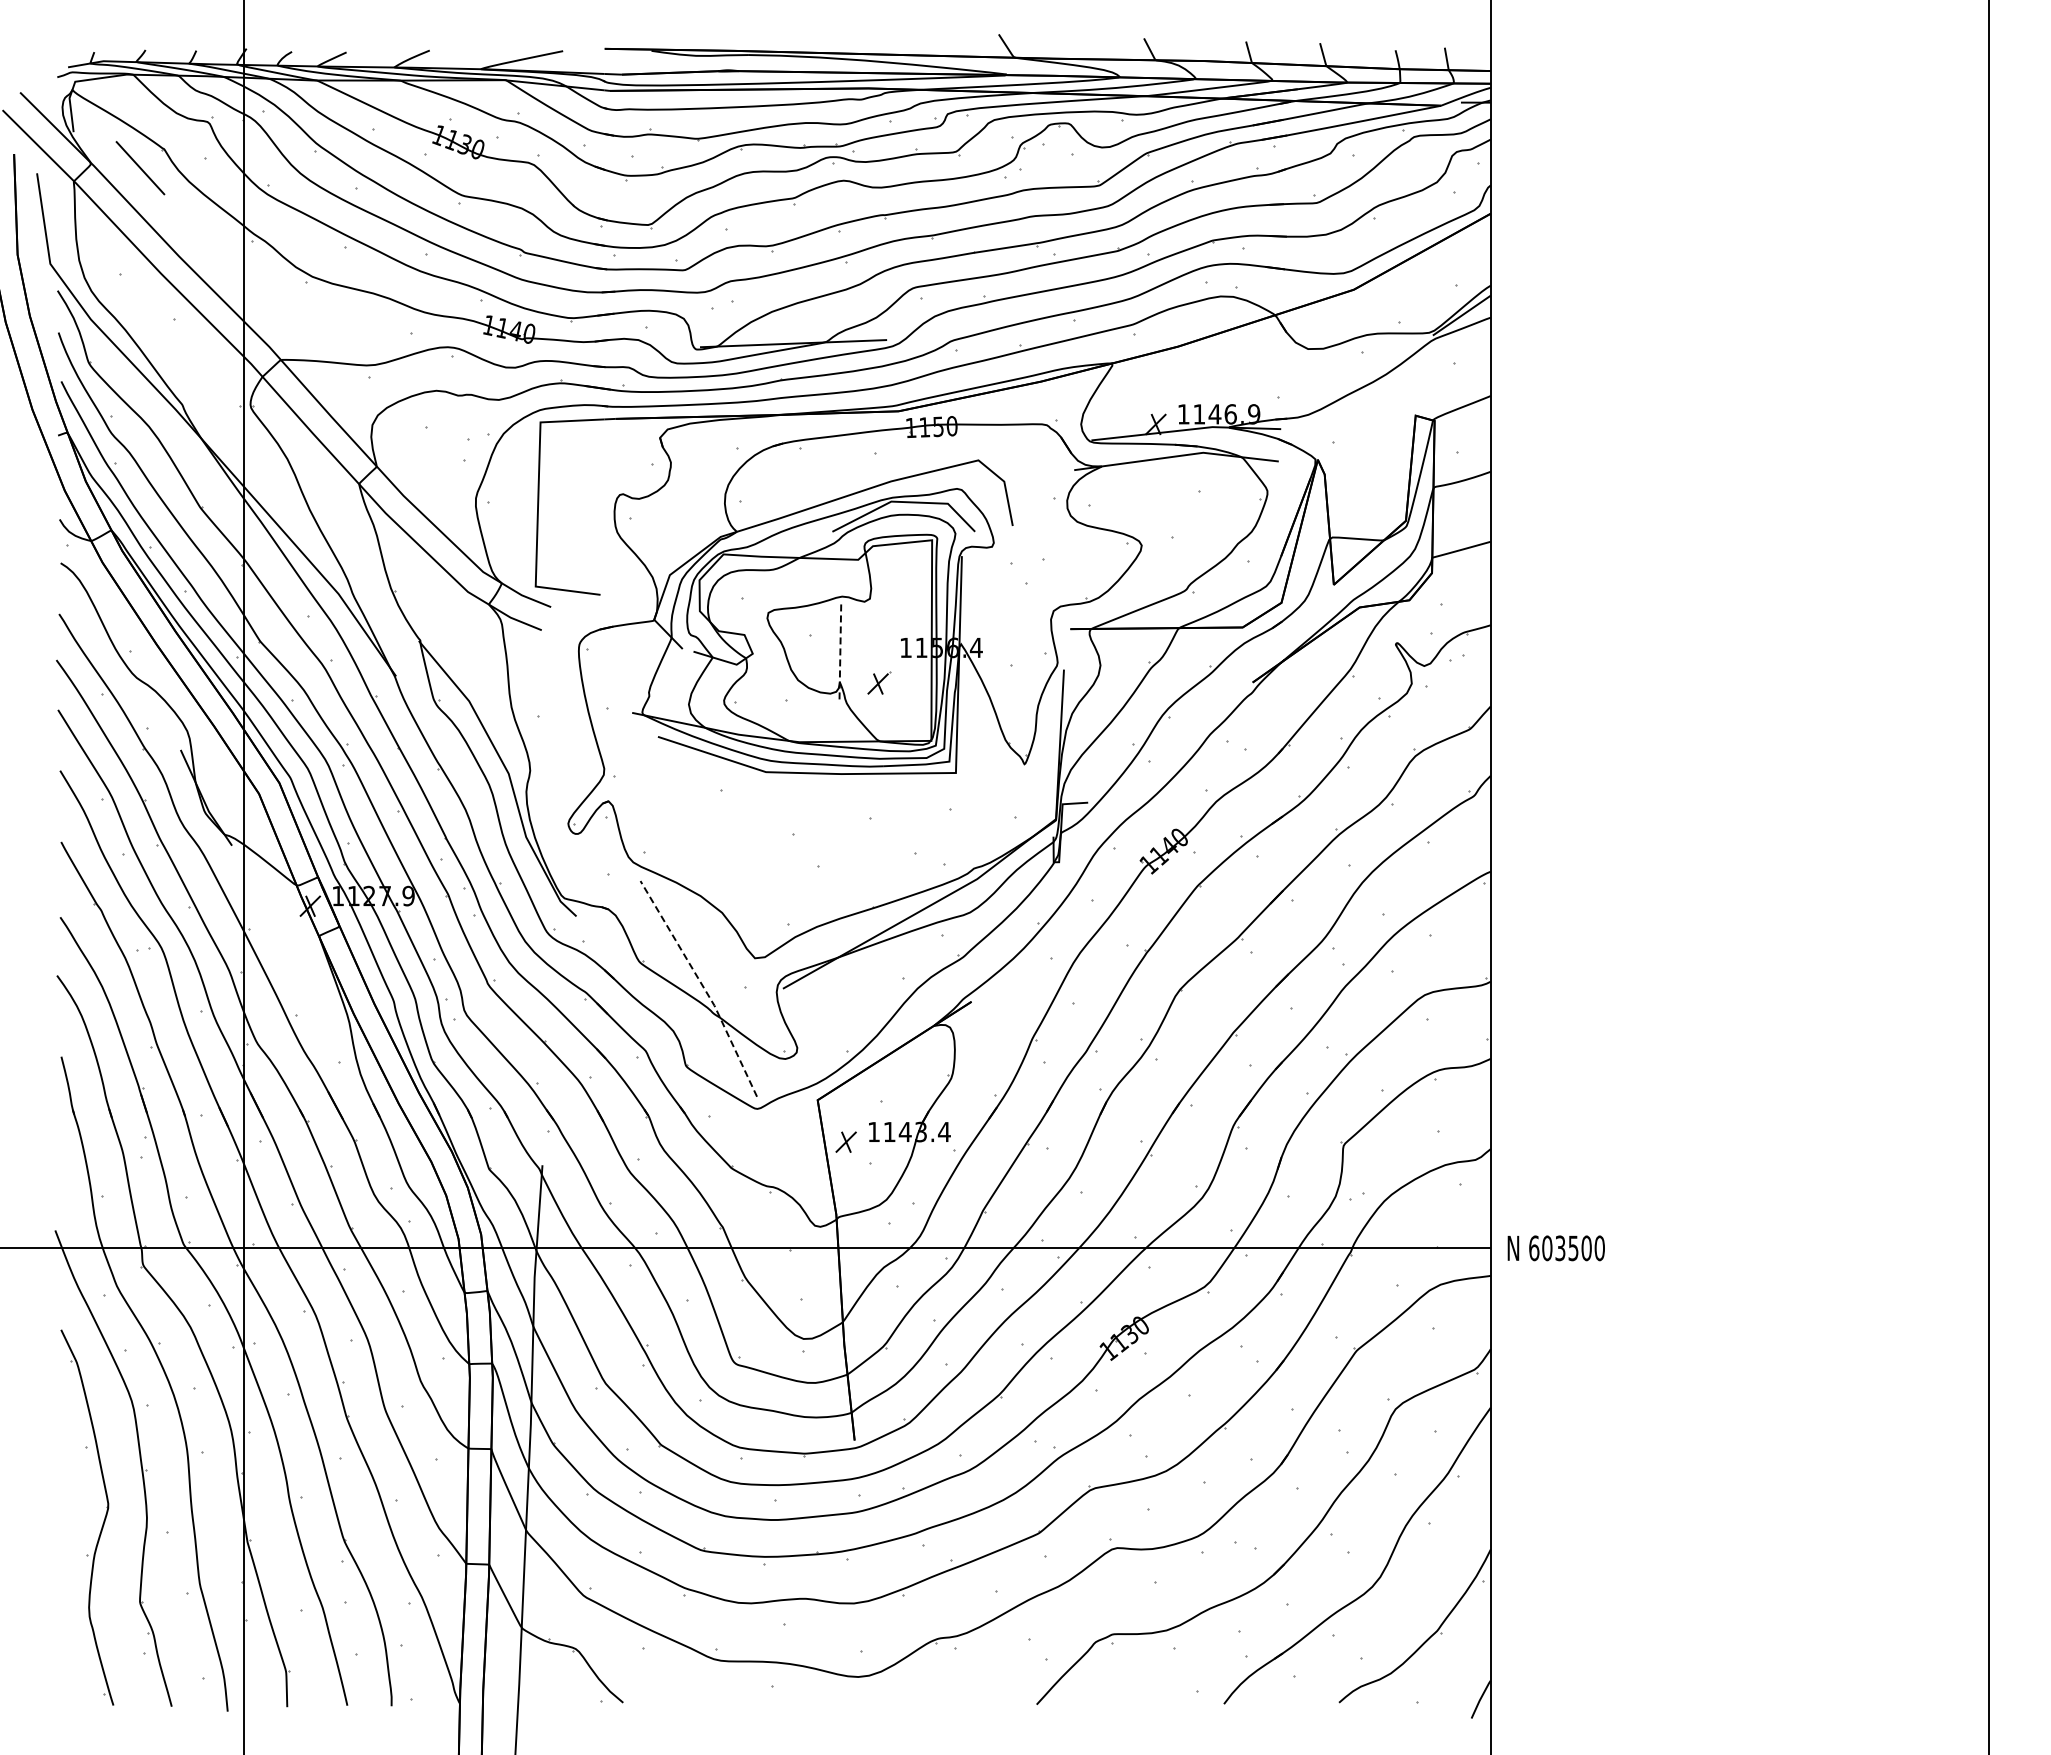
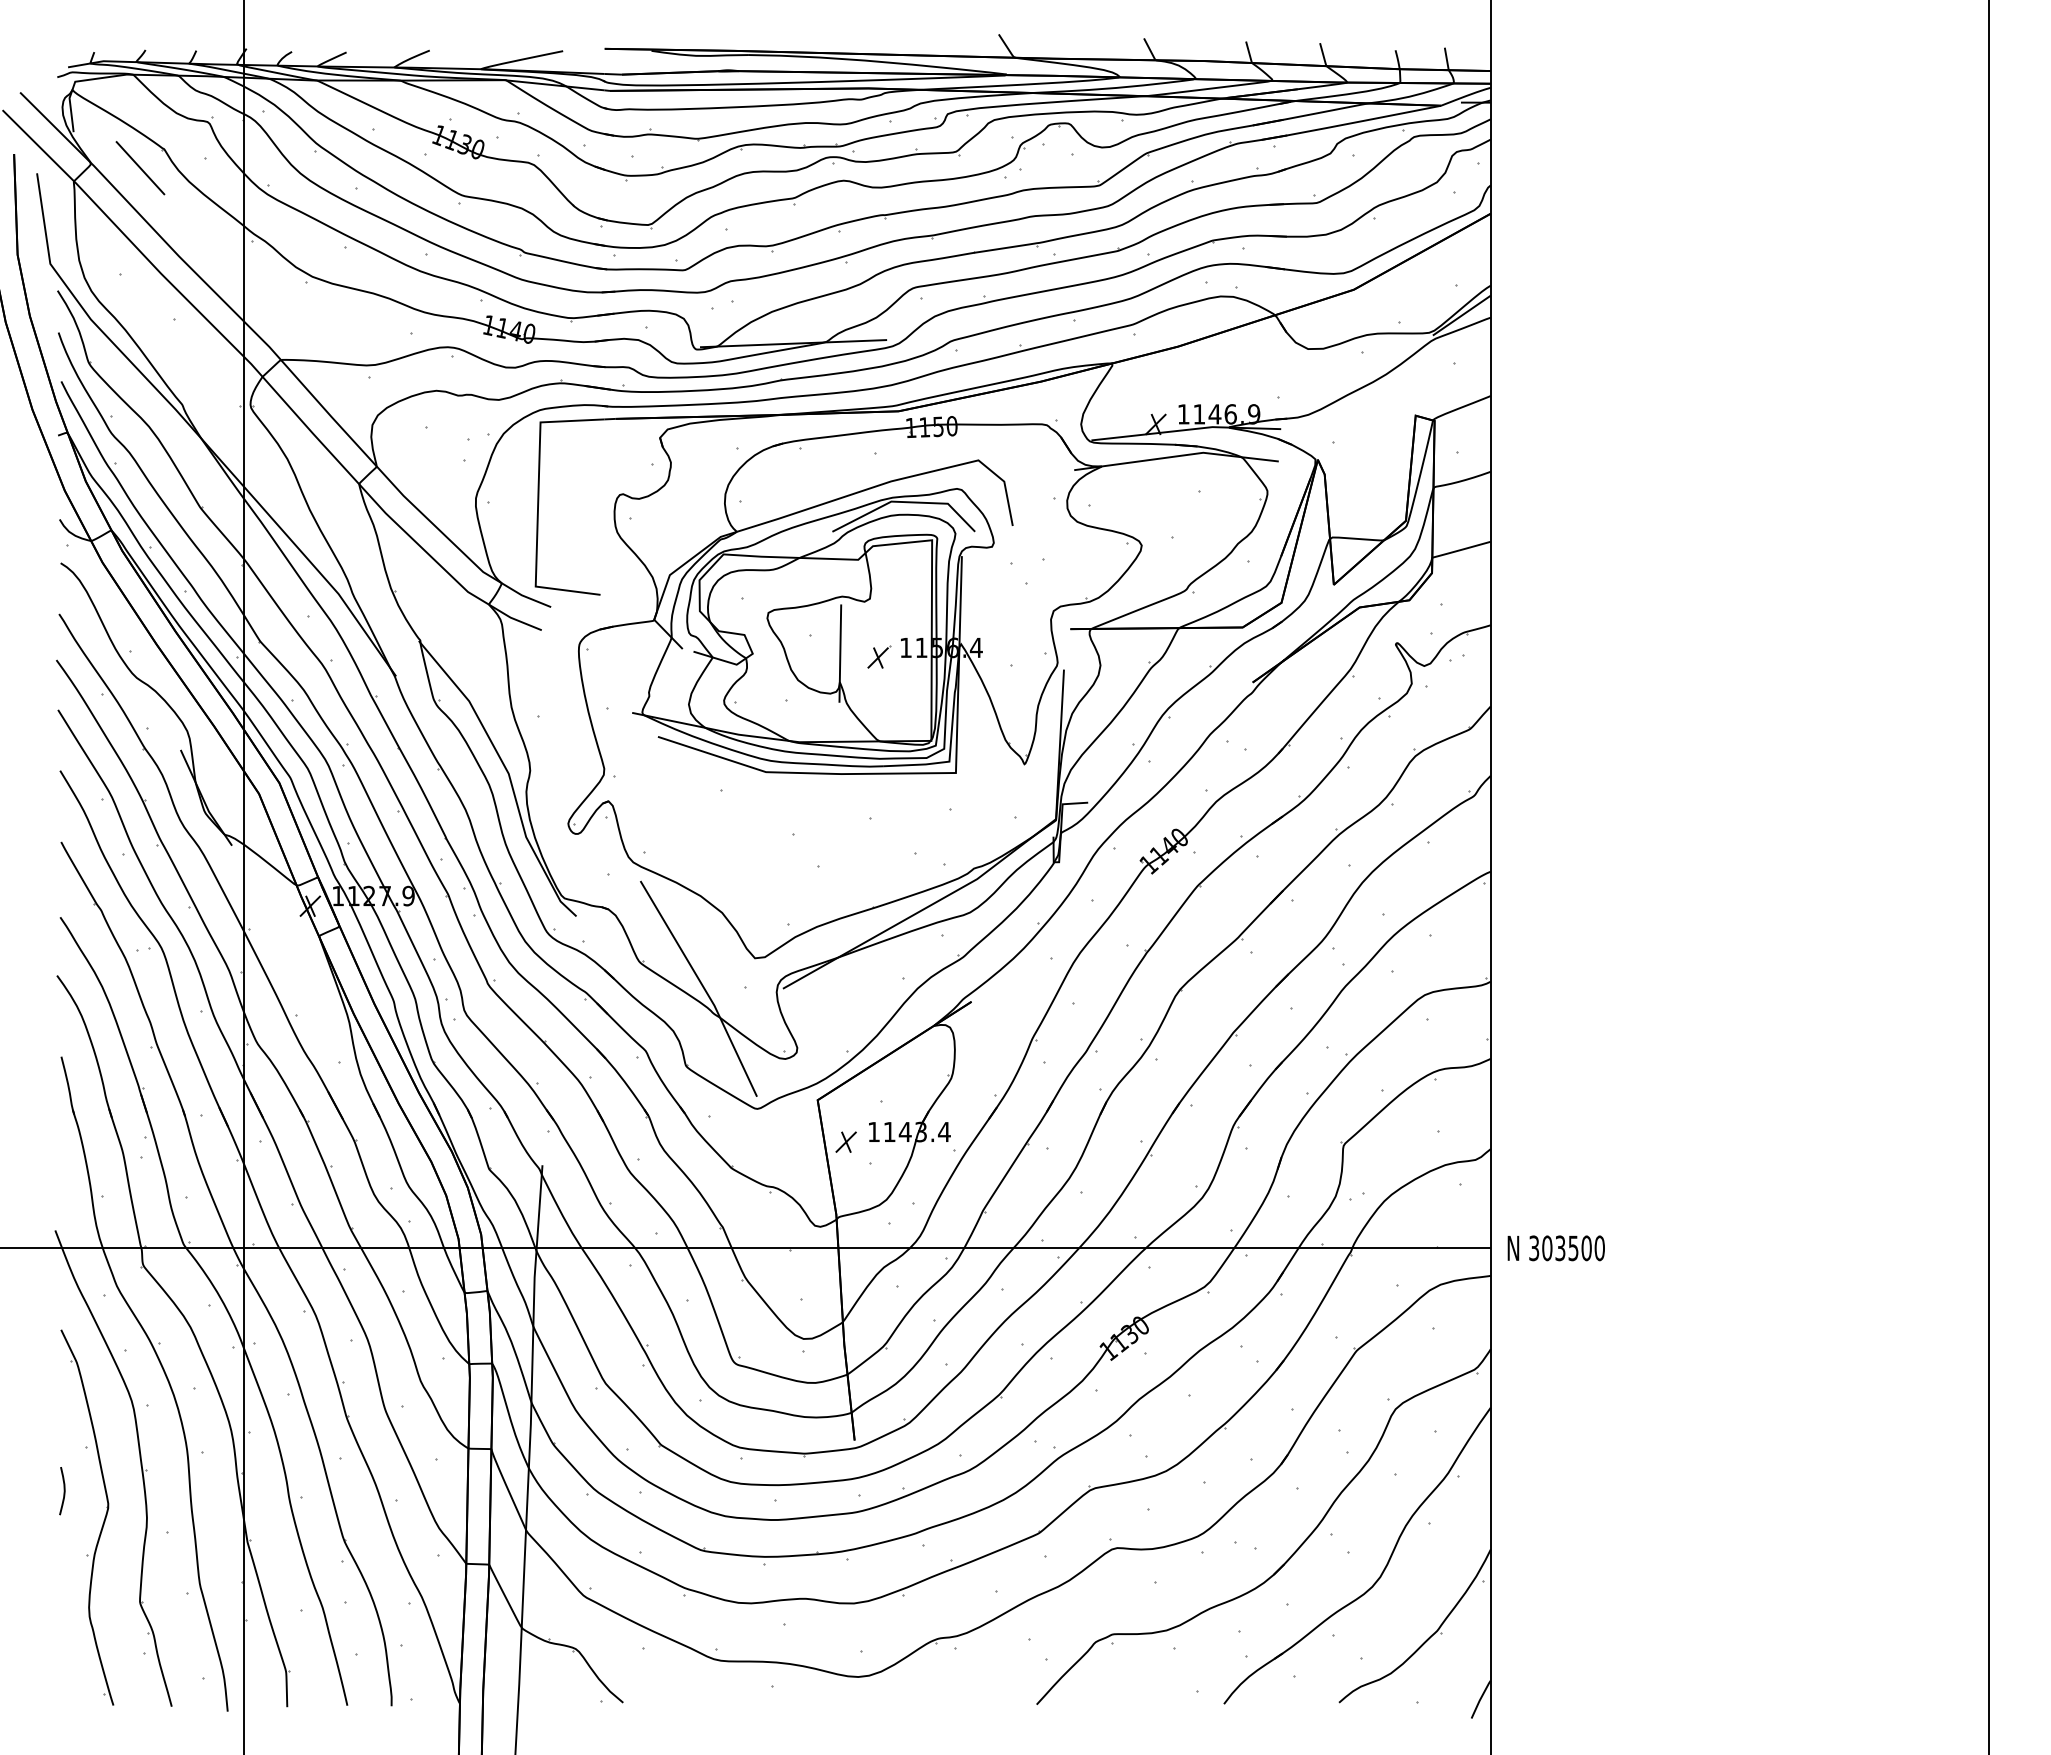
line: dashed -> solid (840, 654)
part position: (879, 682) -> (879, 656) (879, 656)
line: dashed -> solid (703, 986)
text: 603500 -> 303500 (1534, 1248)
curve: none -> present (63, 1491)
